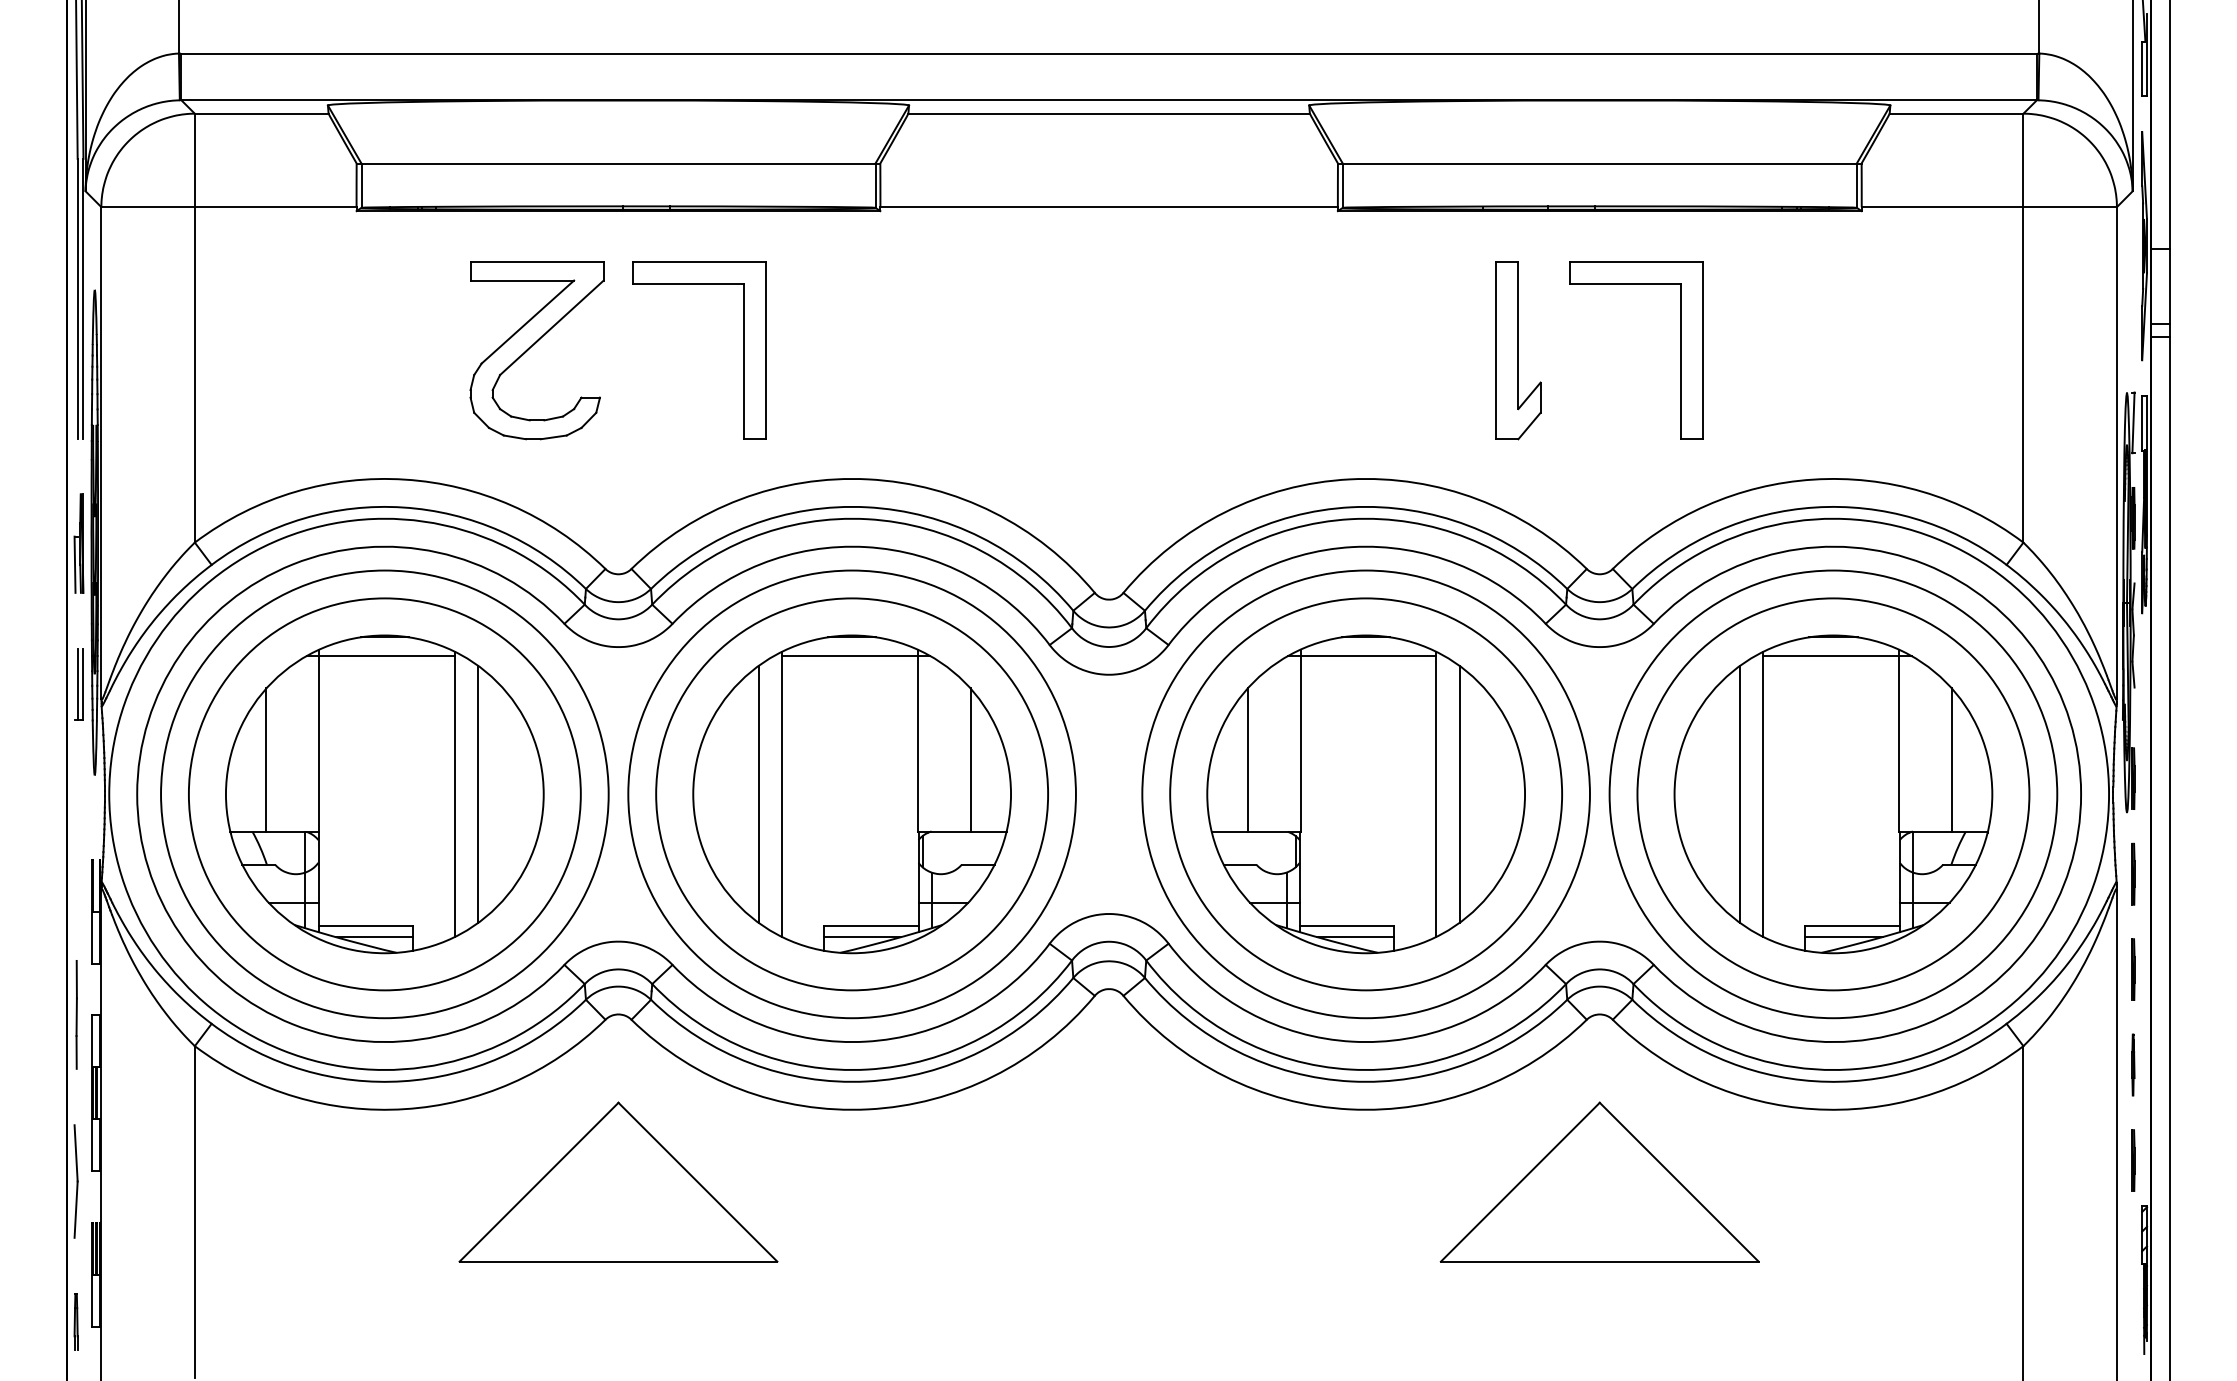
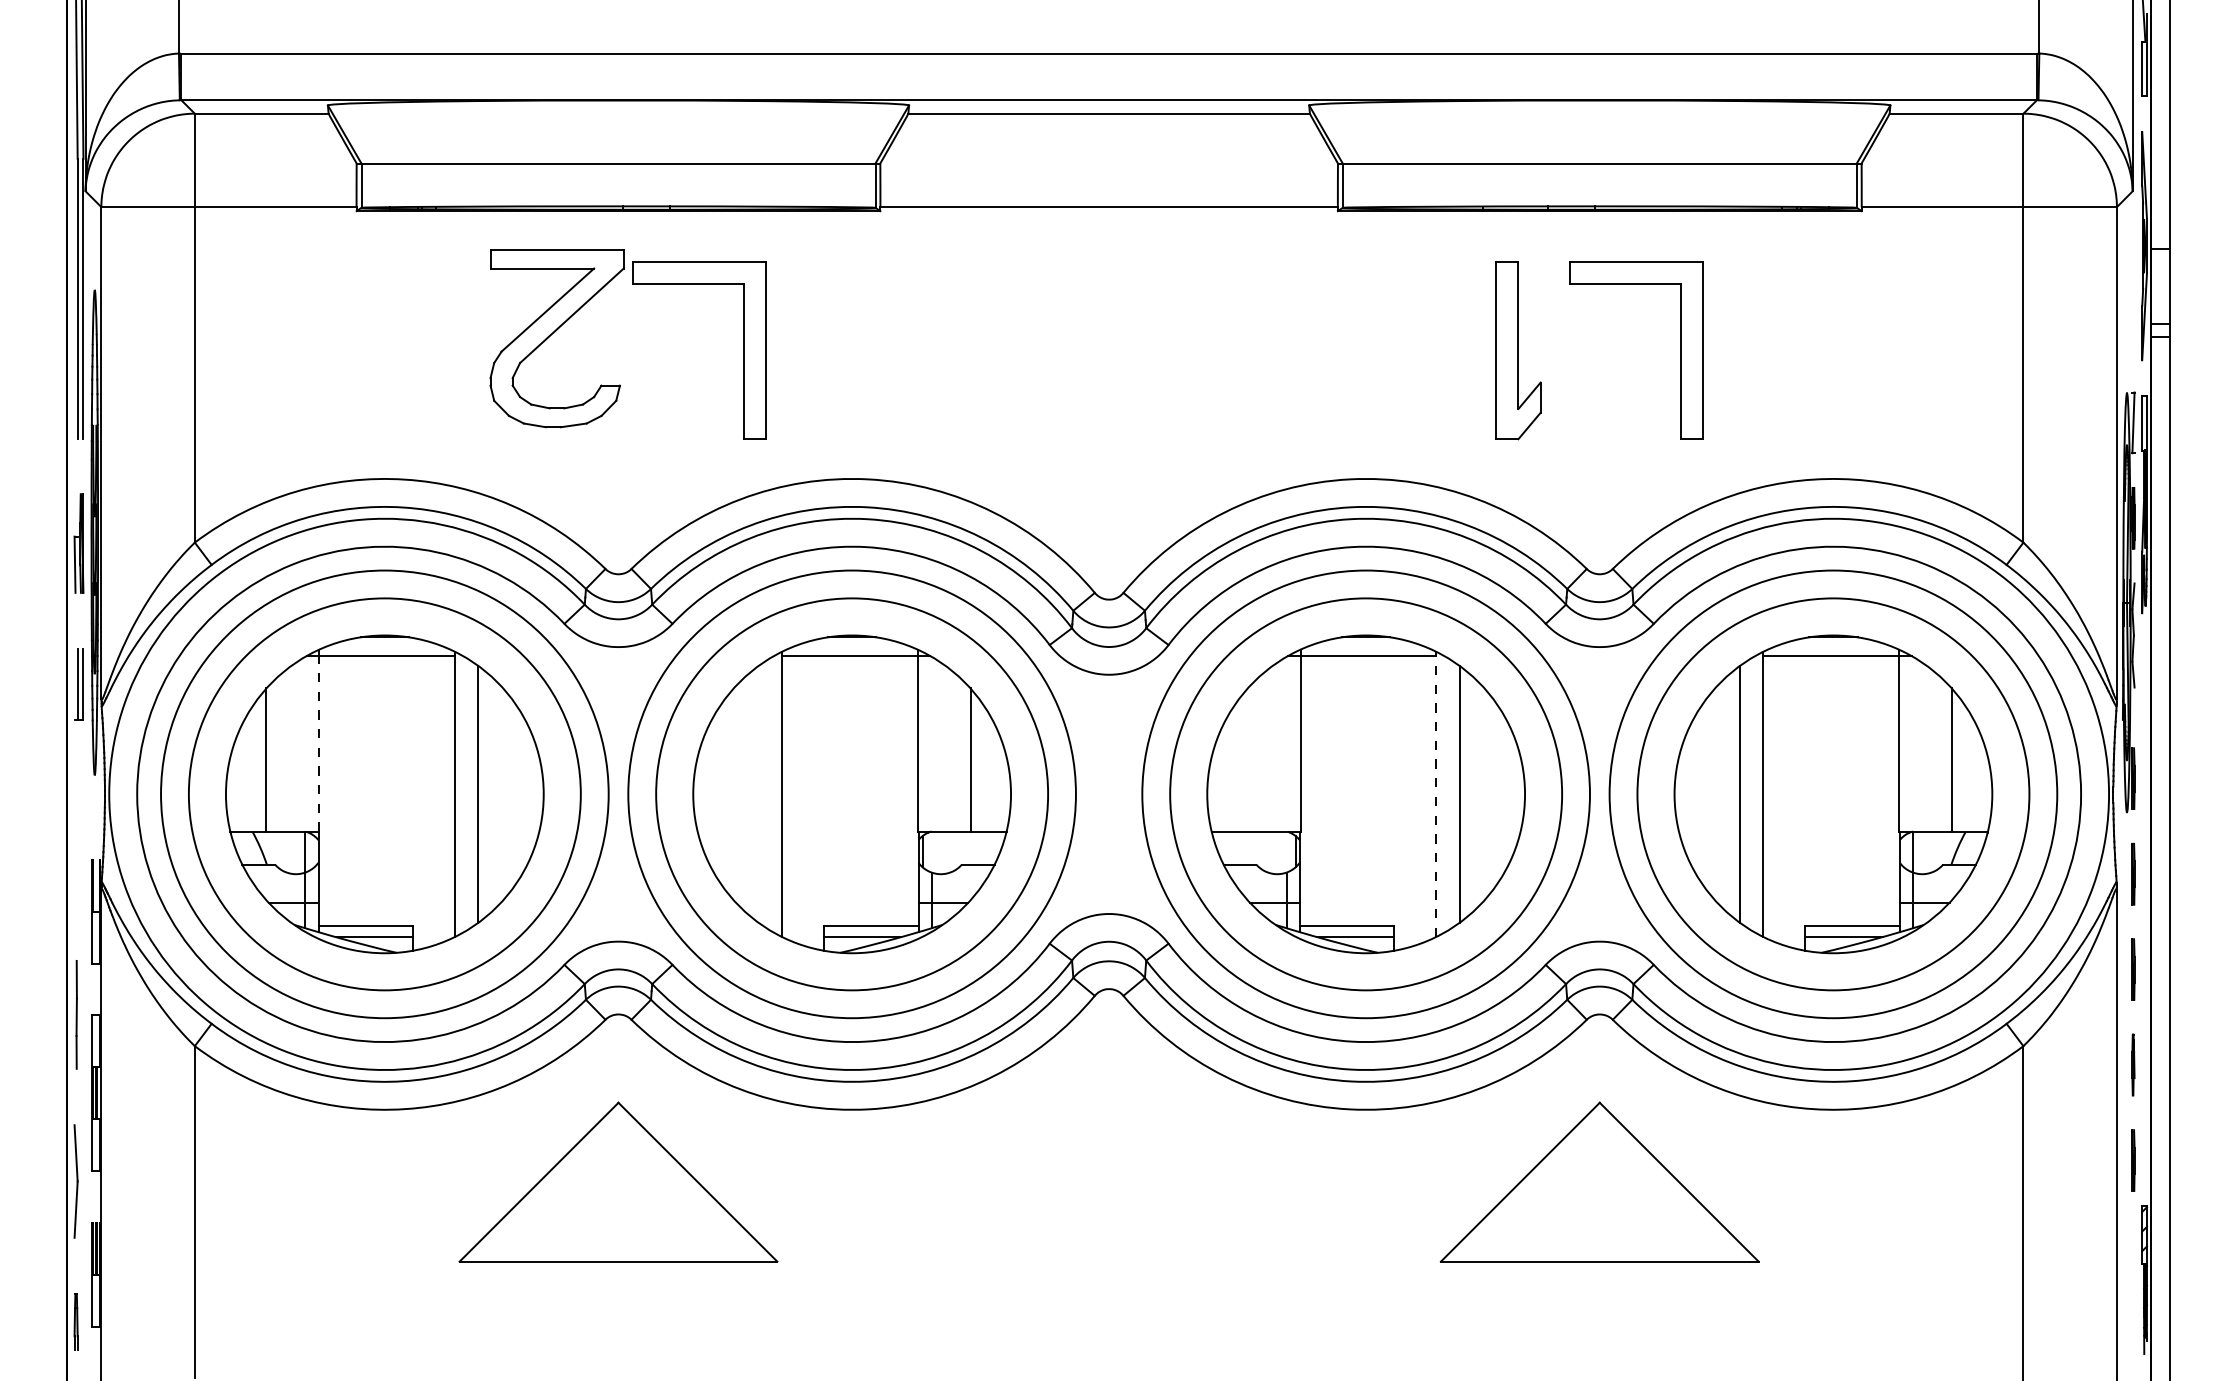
part position: (536, 350) -> (556, 338) (556, 338)
line: solid -> dashed (319, 743)
line: present -> none (1247, 759)
line: present -> none (758, 793)
line: solid -> dashed (1436, 794)
